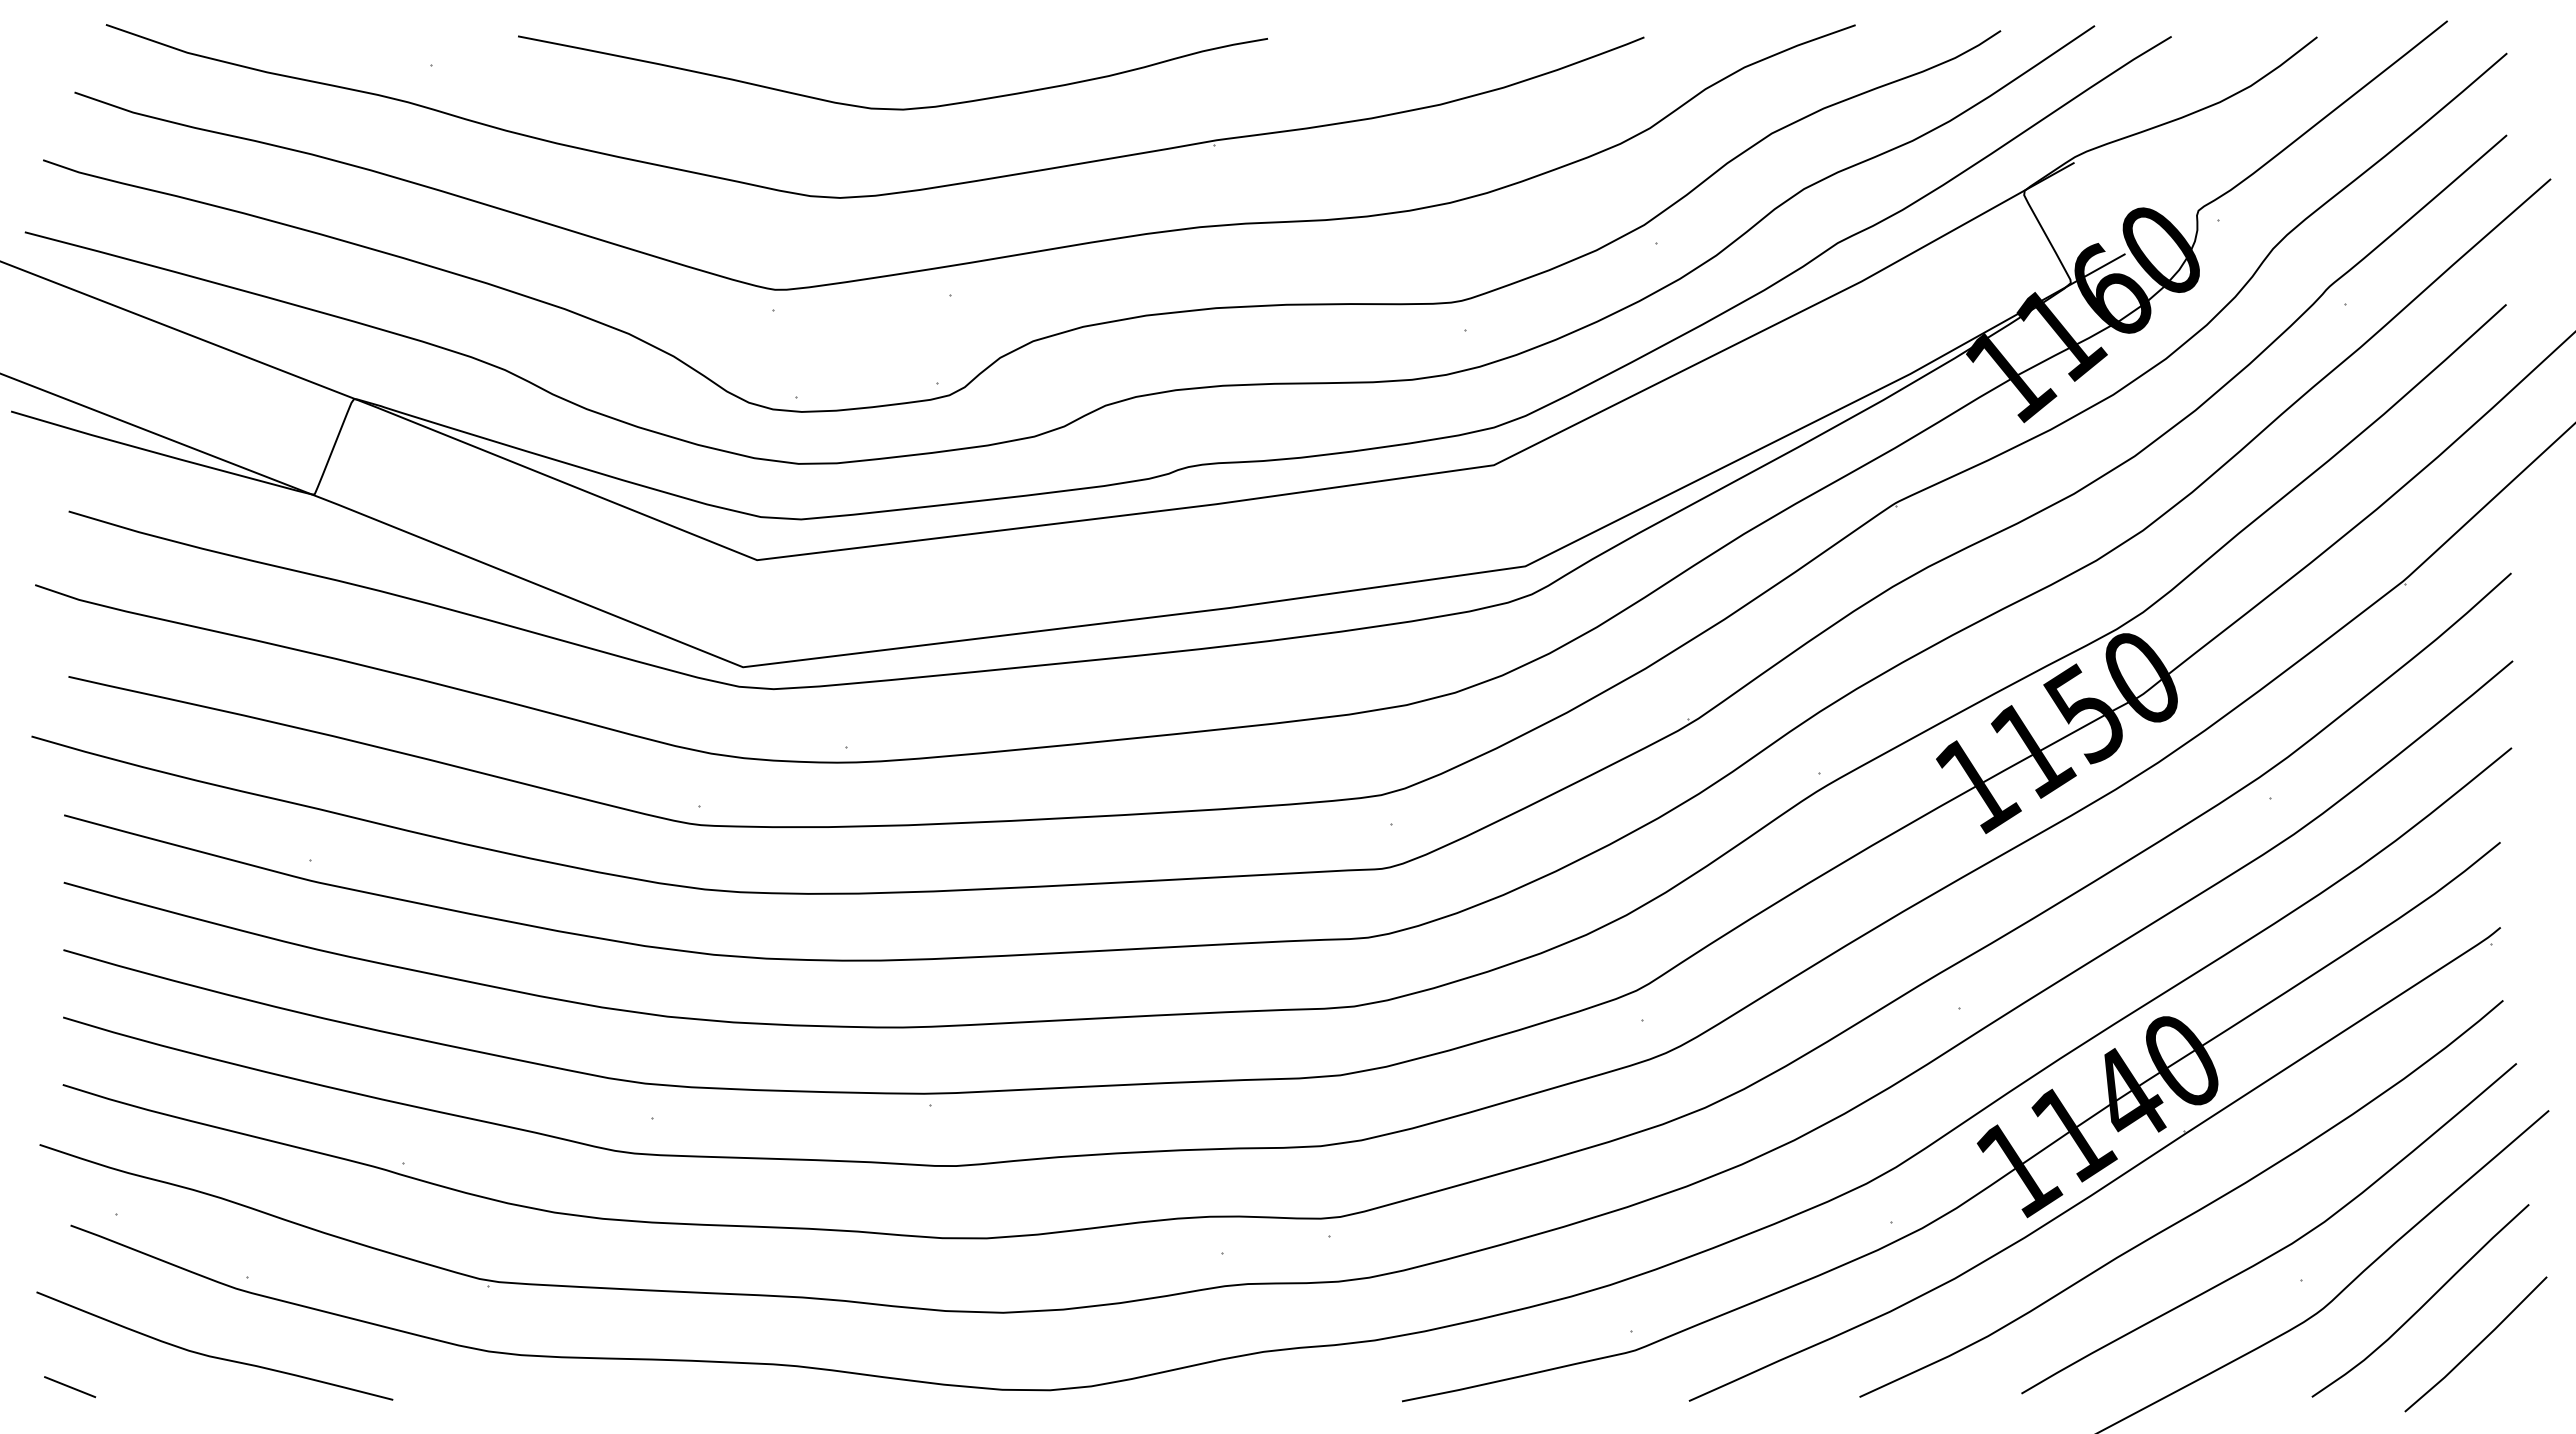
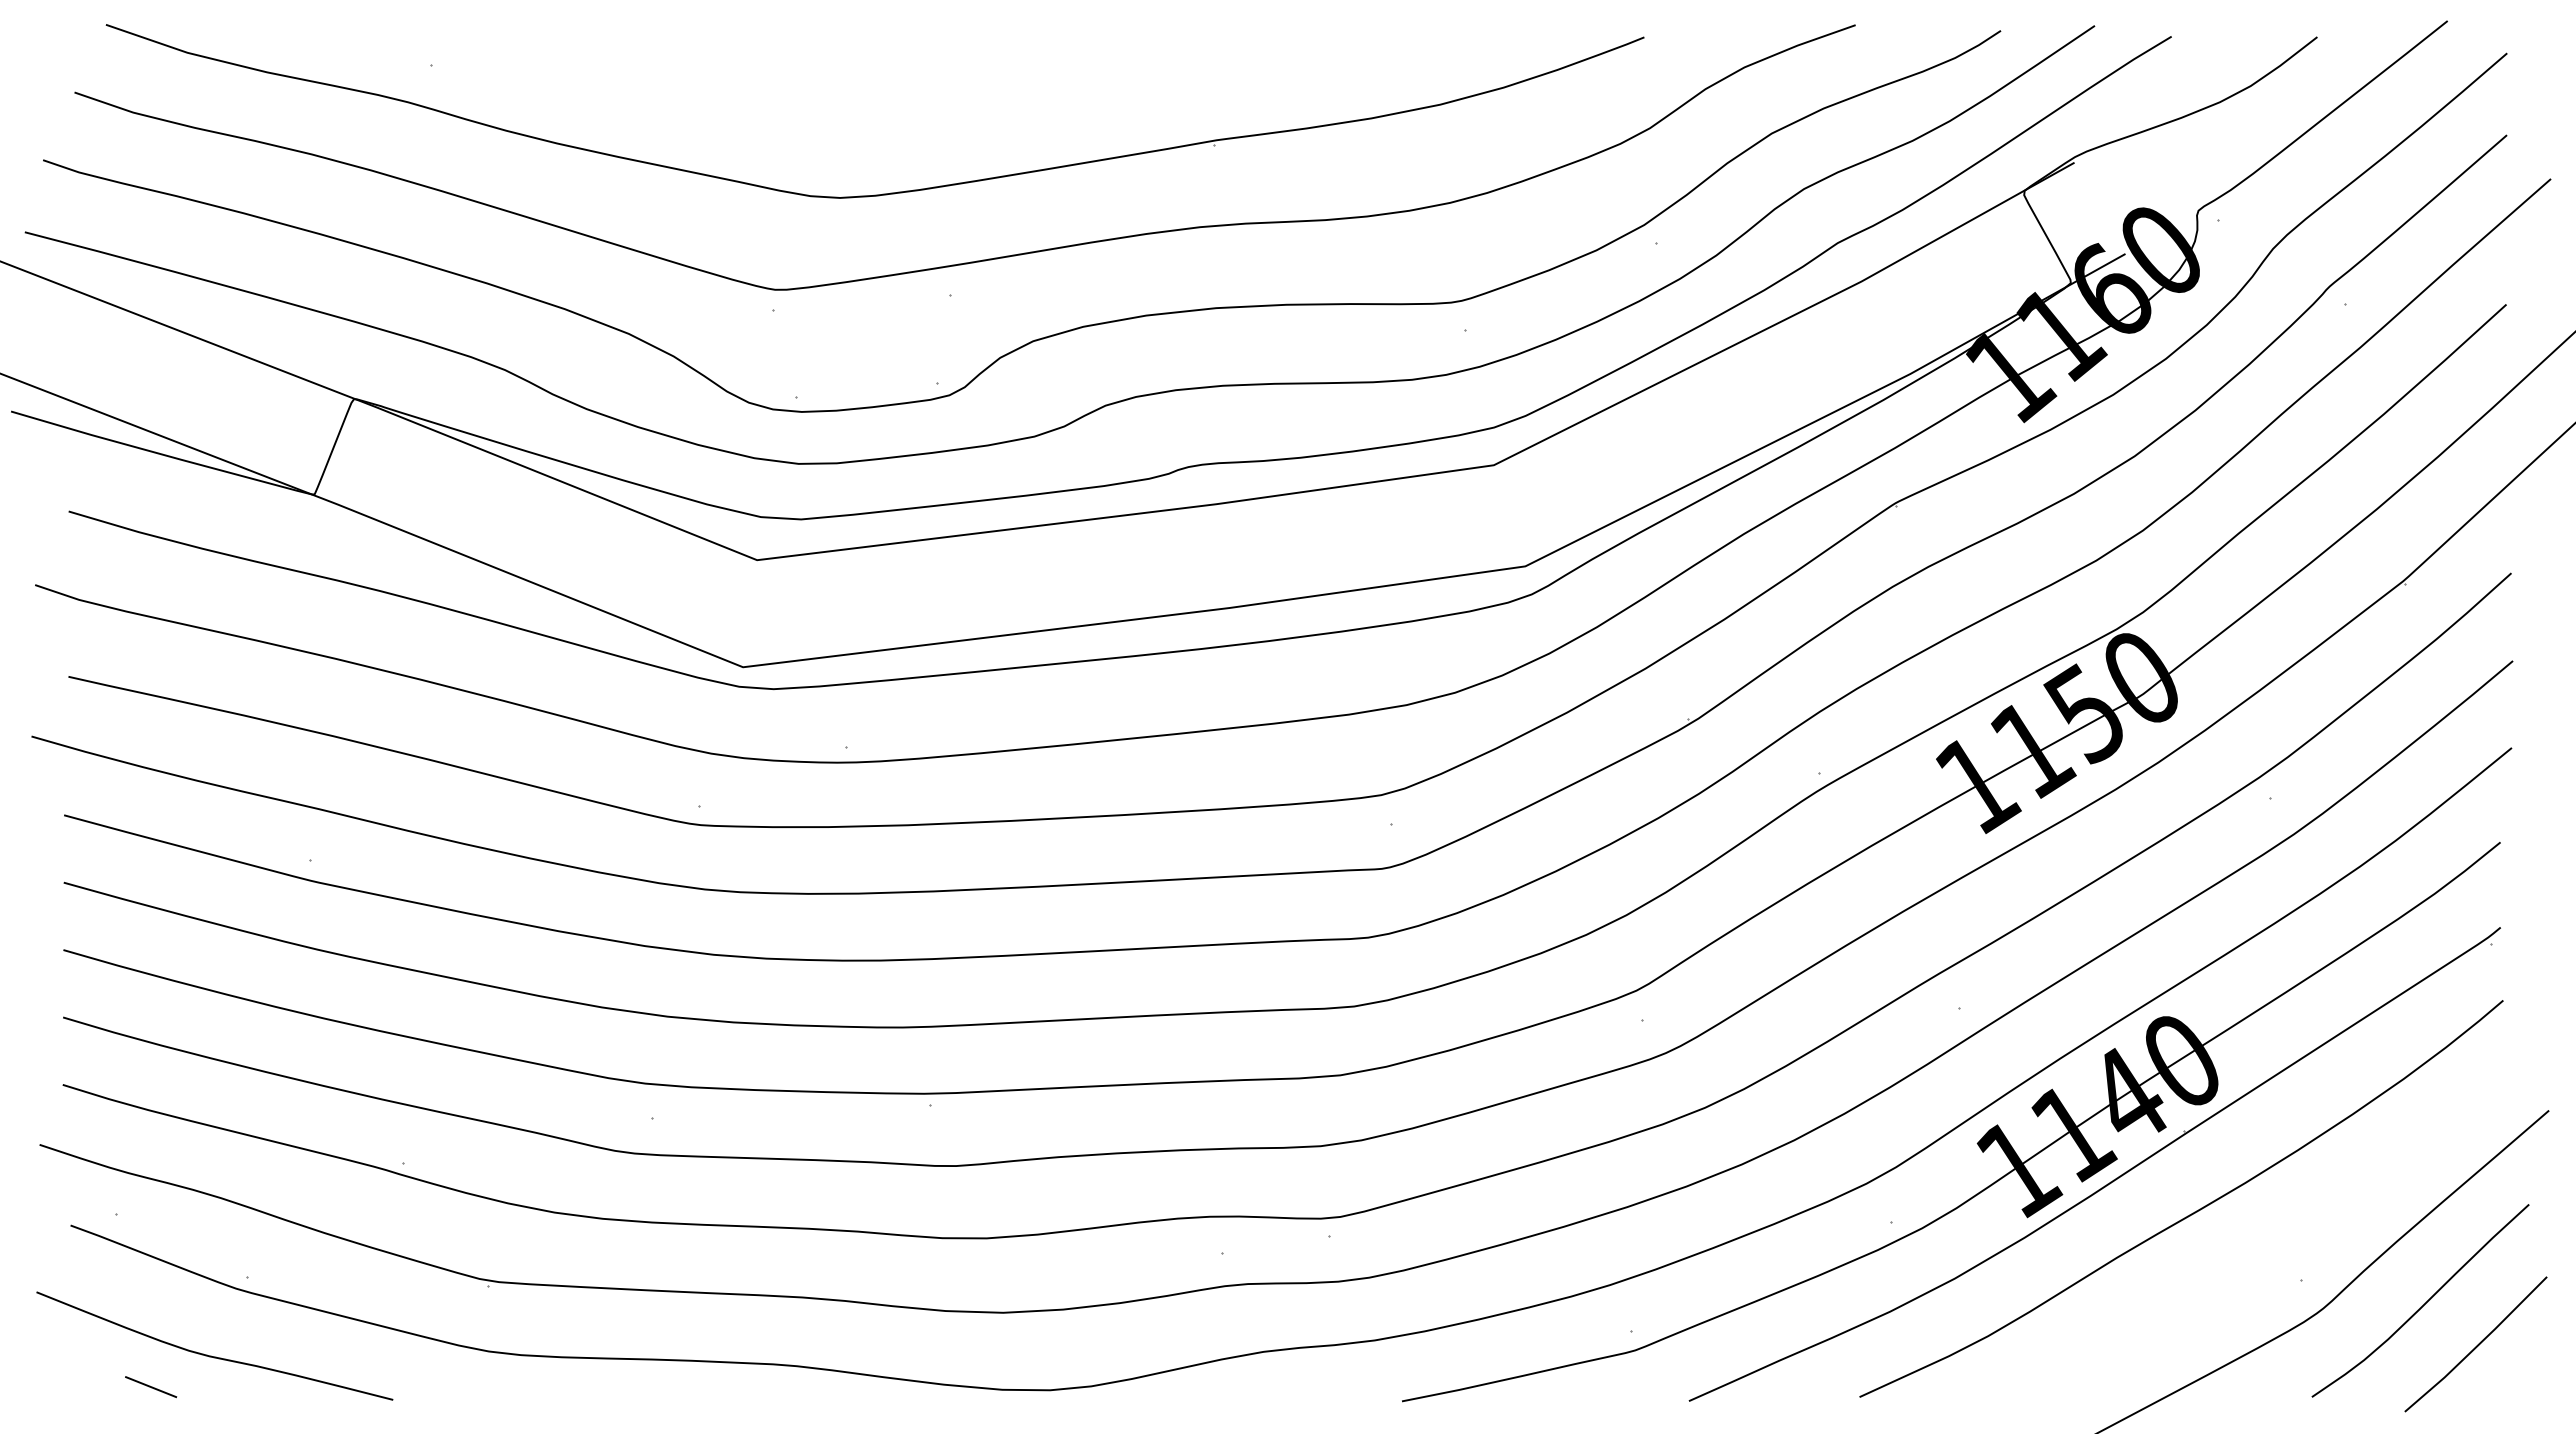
curve: present -> none (892, 108)
curve: present -> none (2279, 1249)
line position: (70, 1387) -> (151, 1387) (151, 1387)
